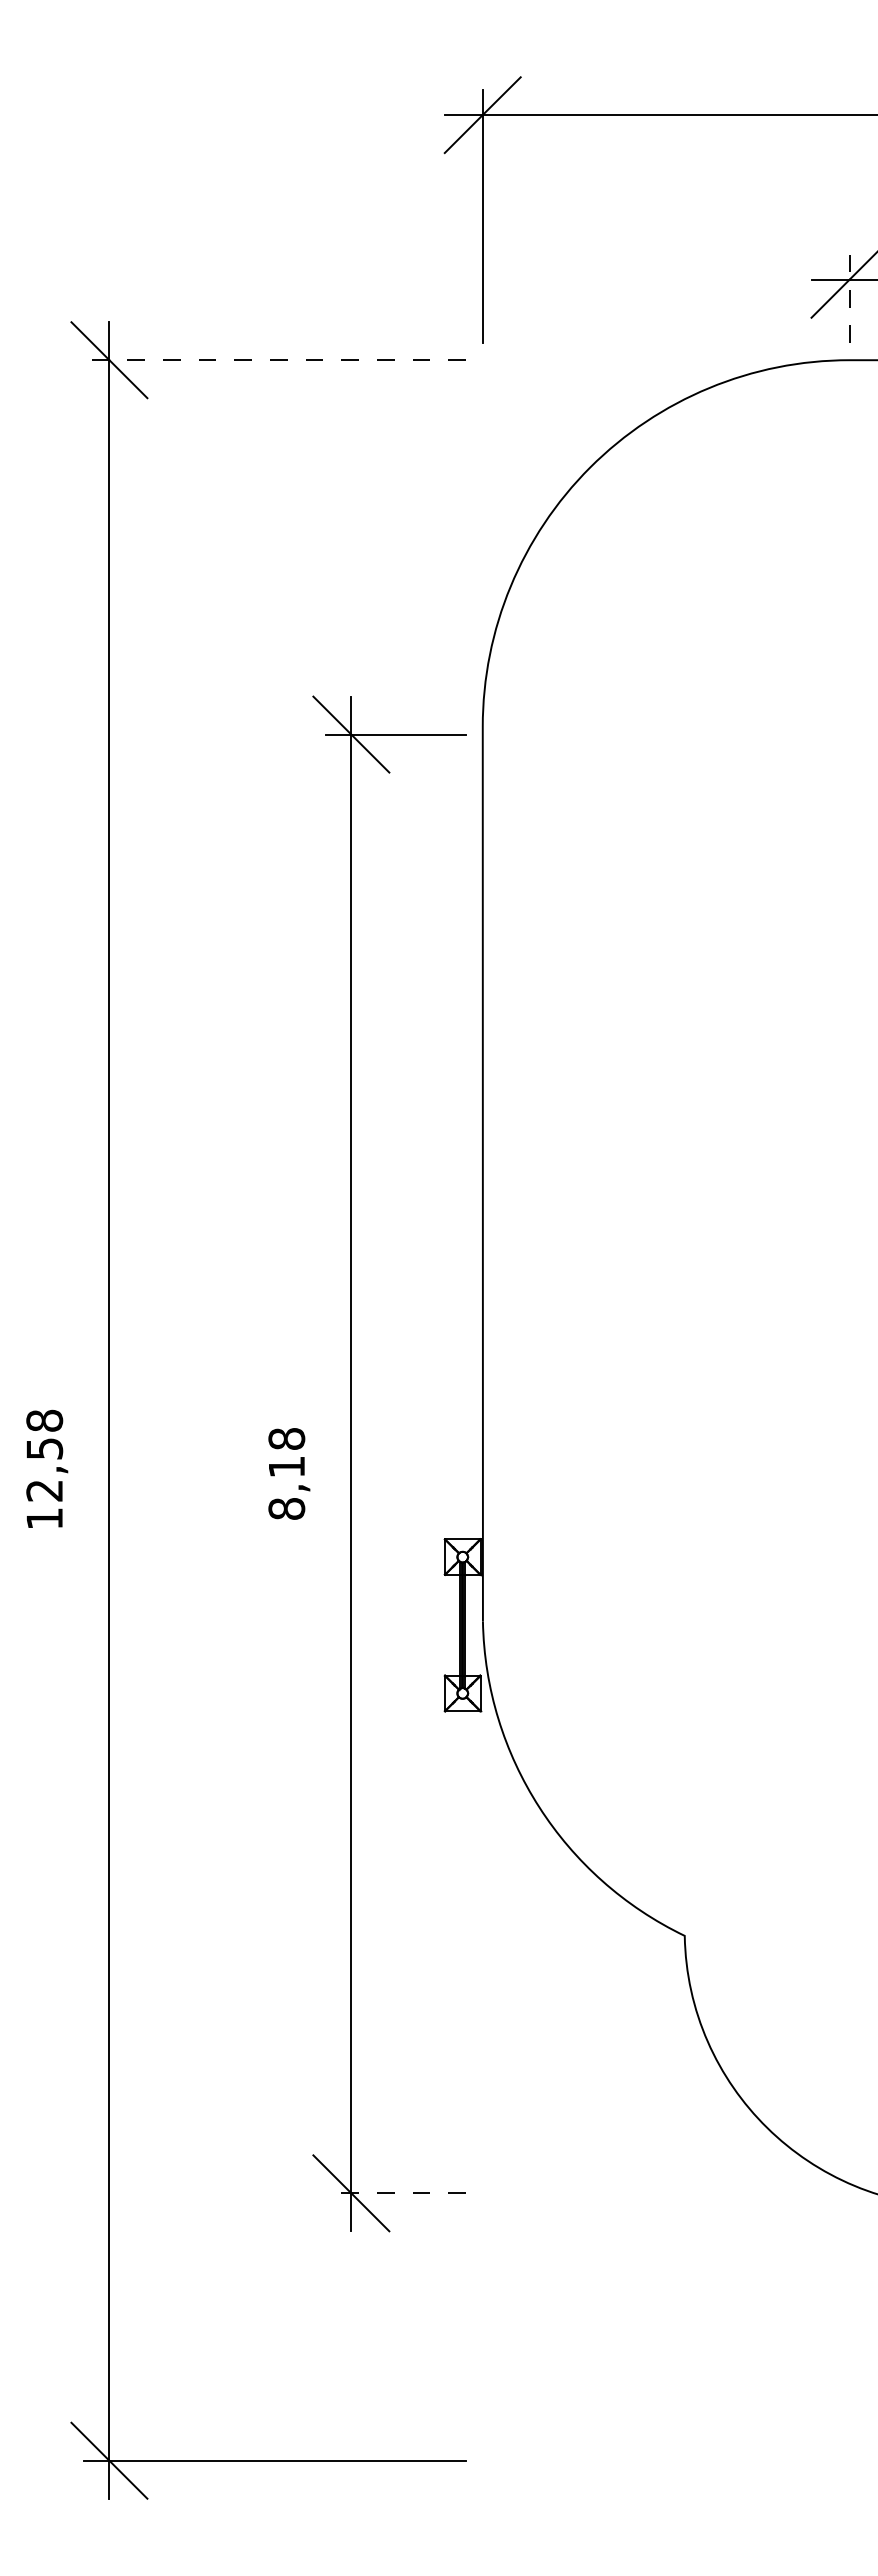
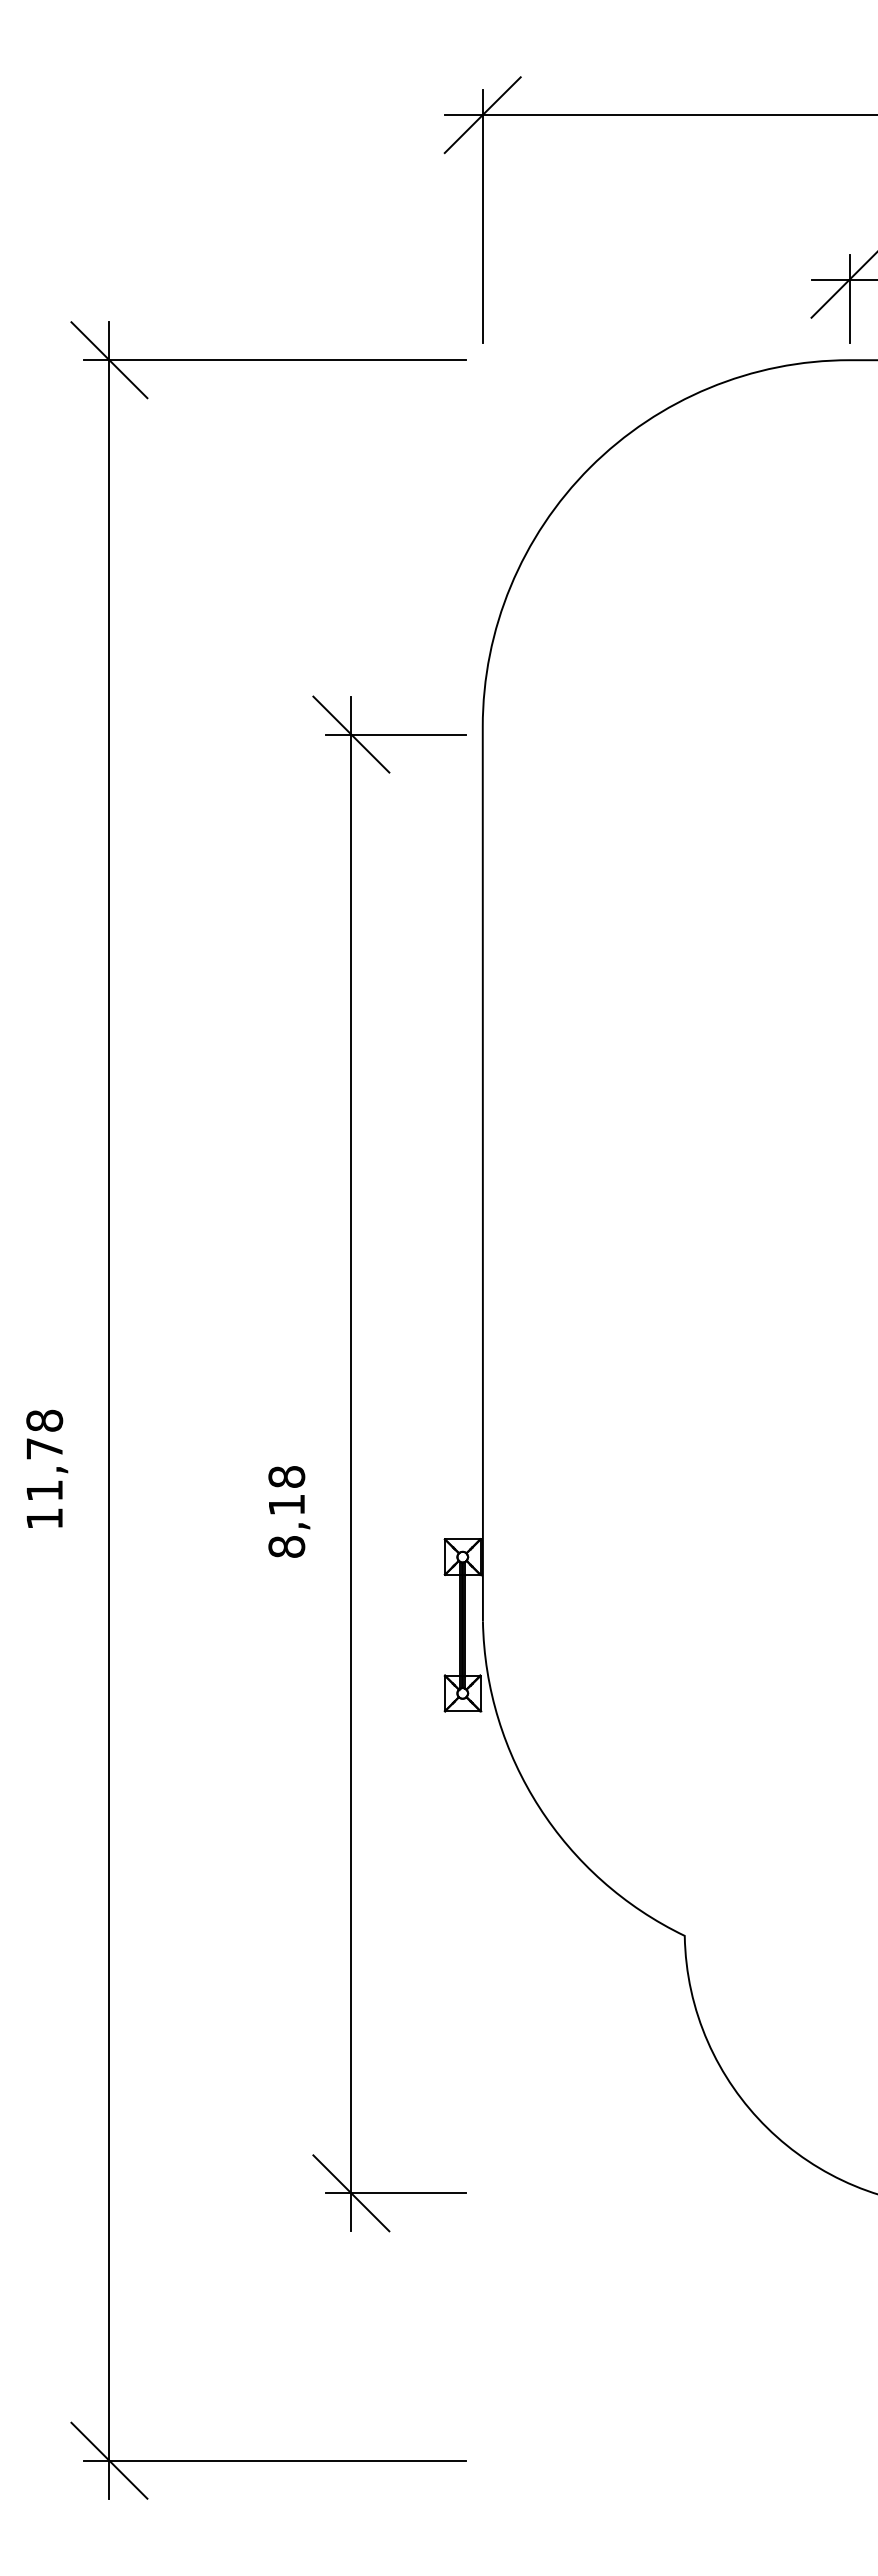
line: dashed -> solid (849, 298)
line: dashed -> solid (275, 360)
text: 12,58 -> 11,78 (44, 1469)
text position: (289, 1473) -> (289, 1511) (289, 1511)
line: dashed -> solid (396, 2193)
